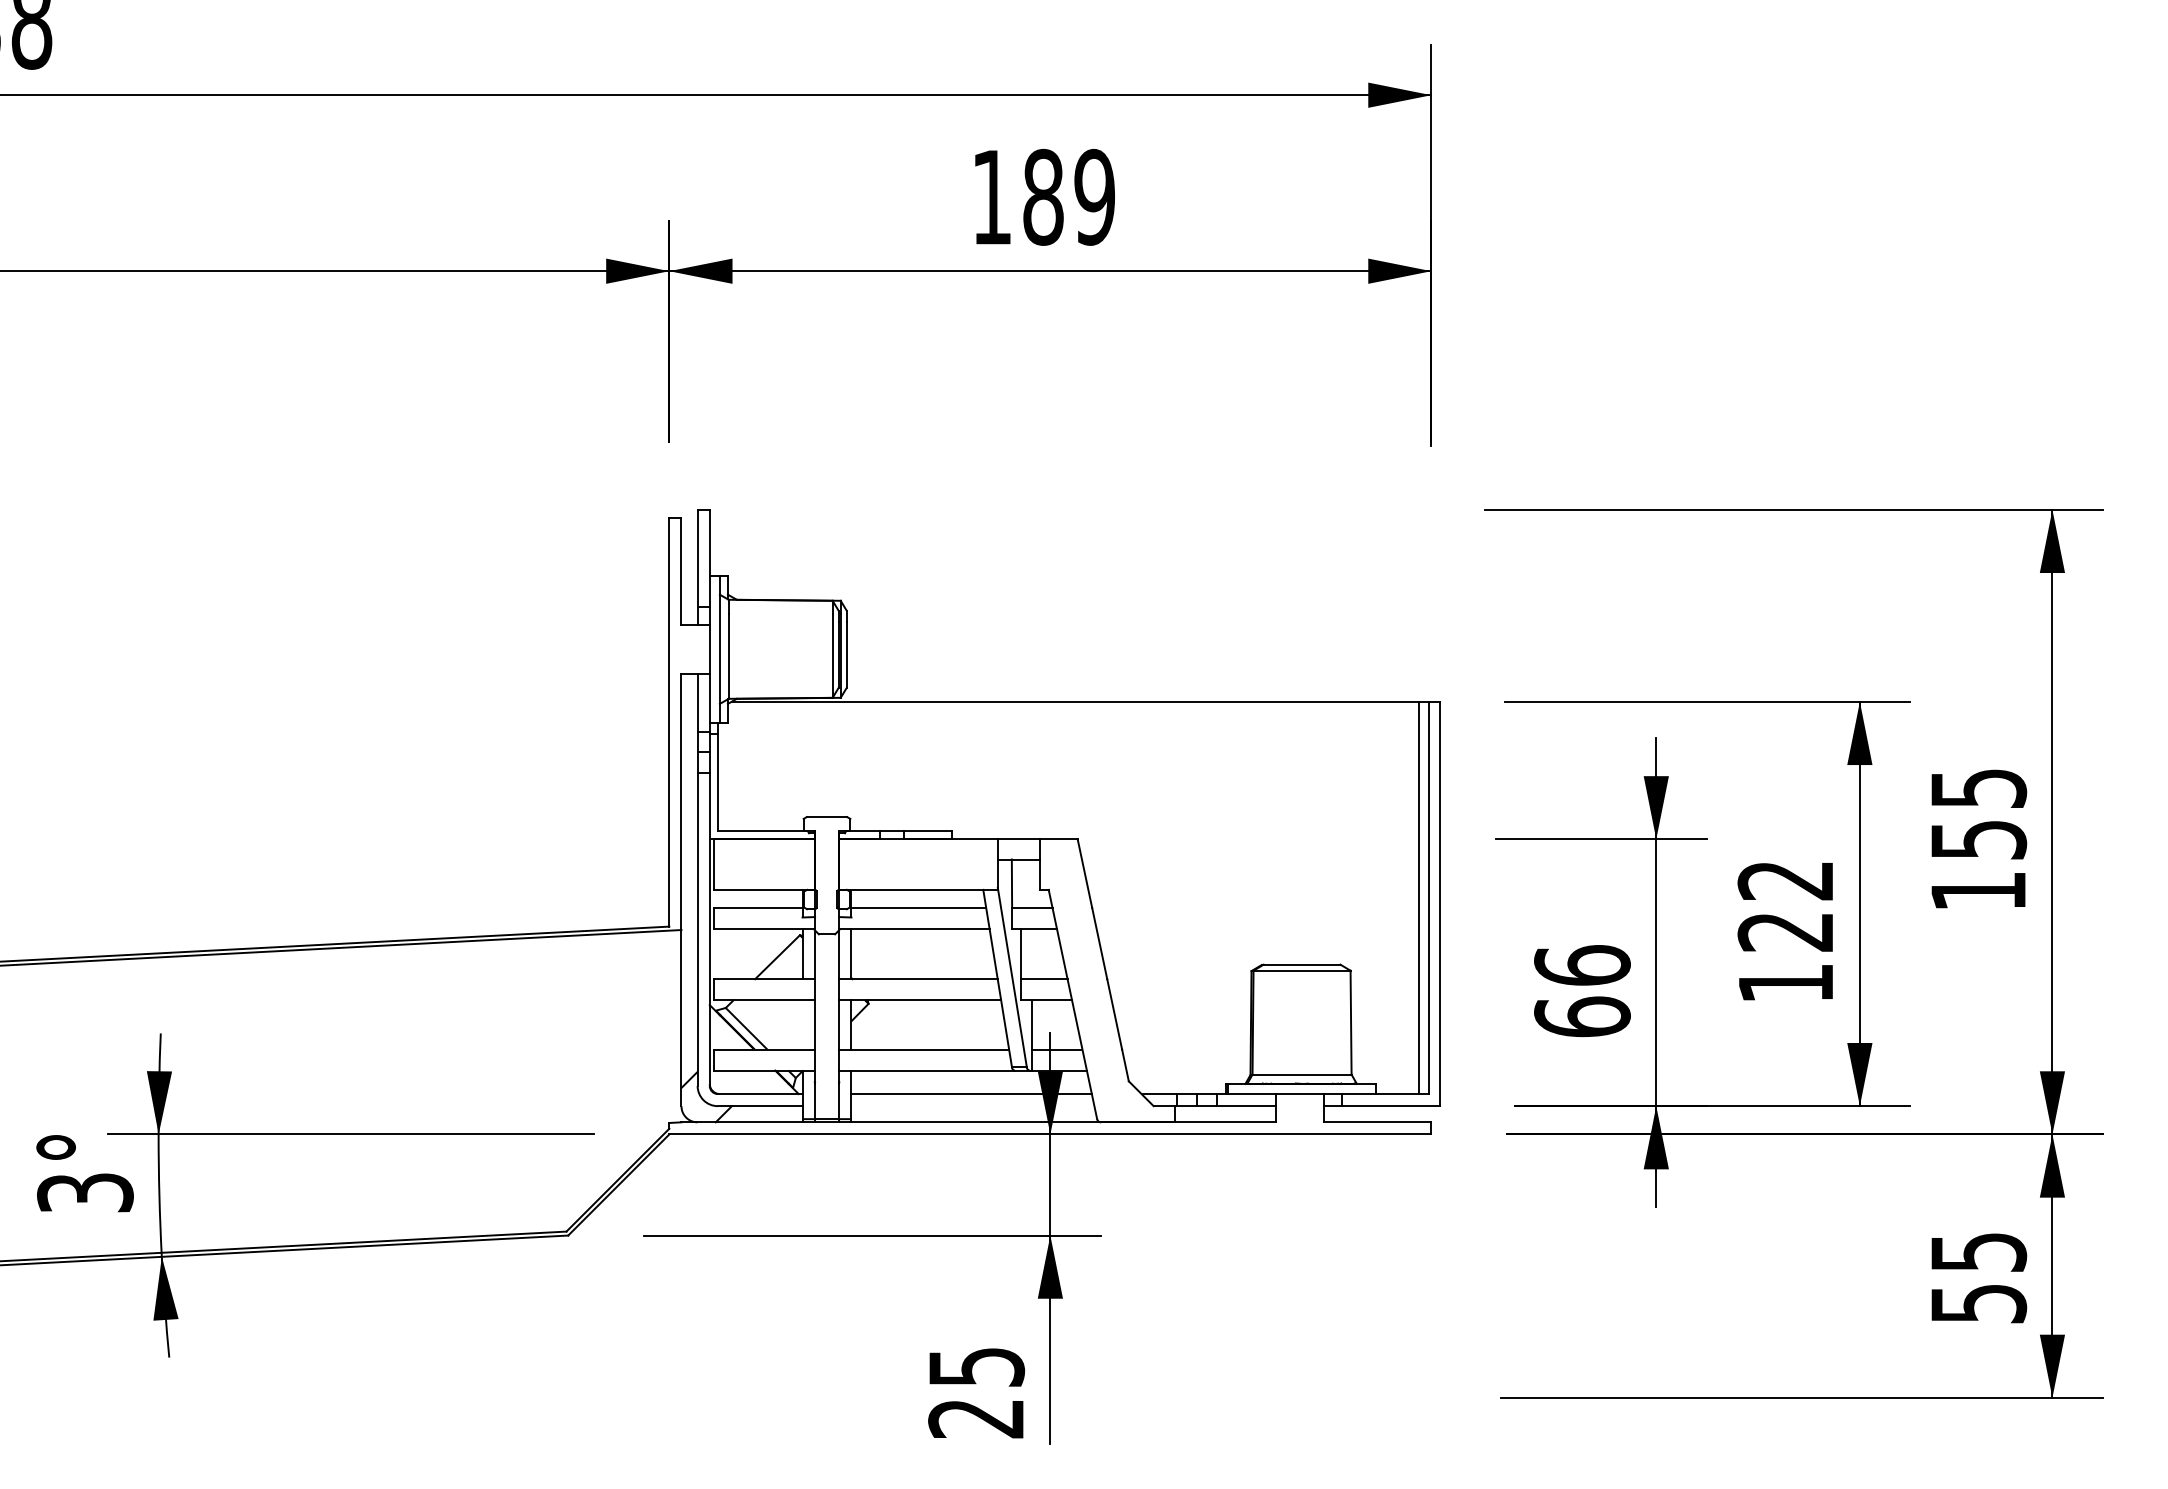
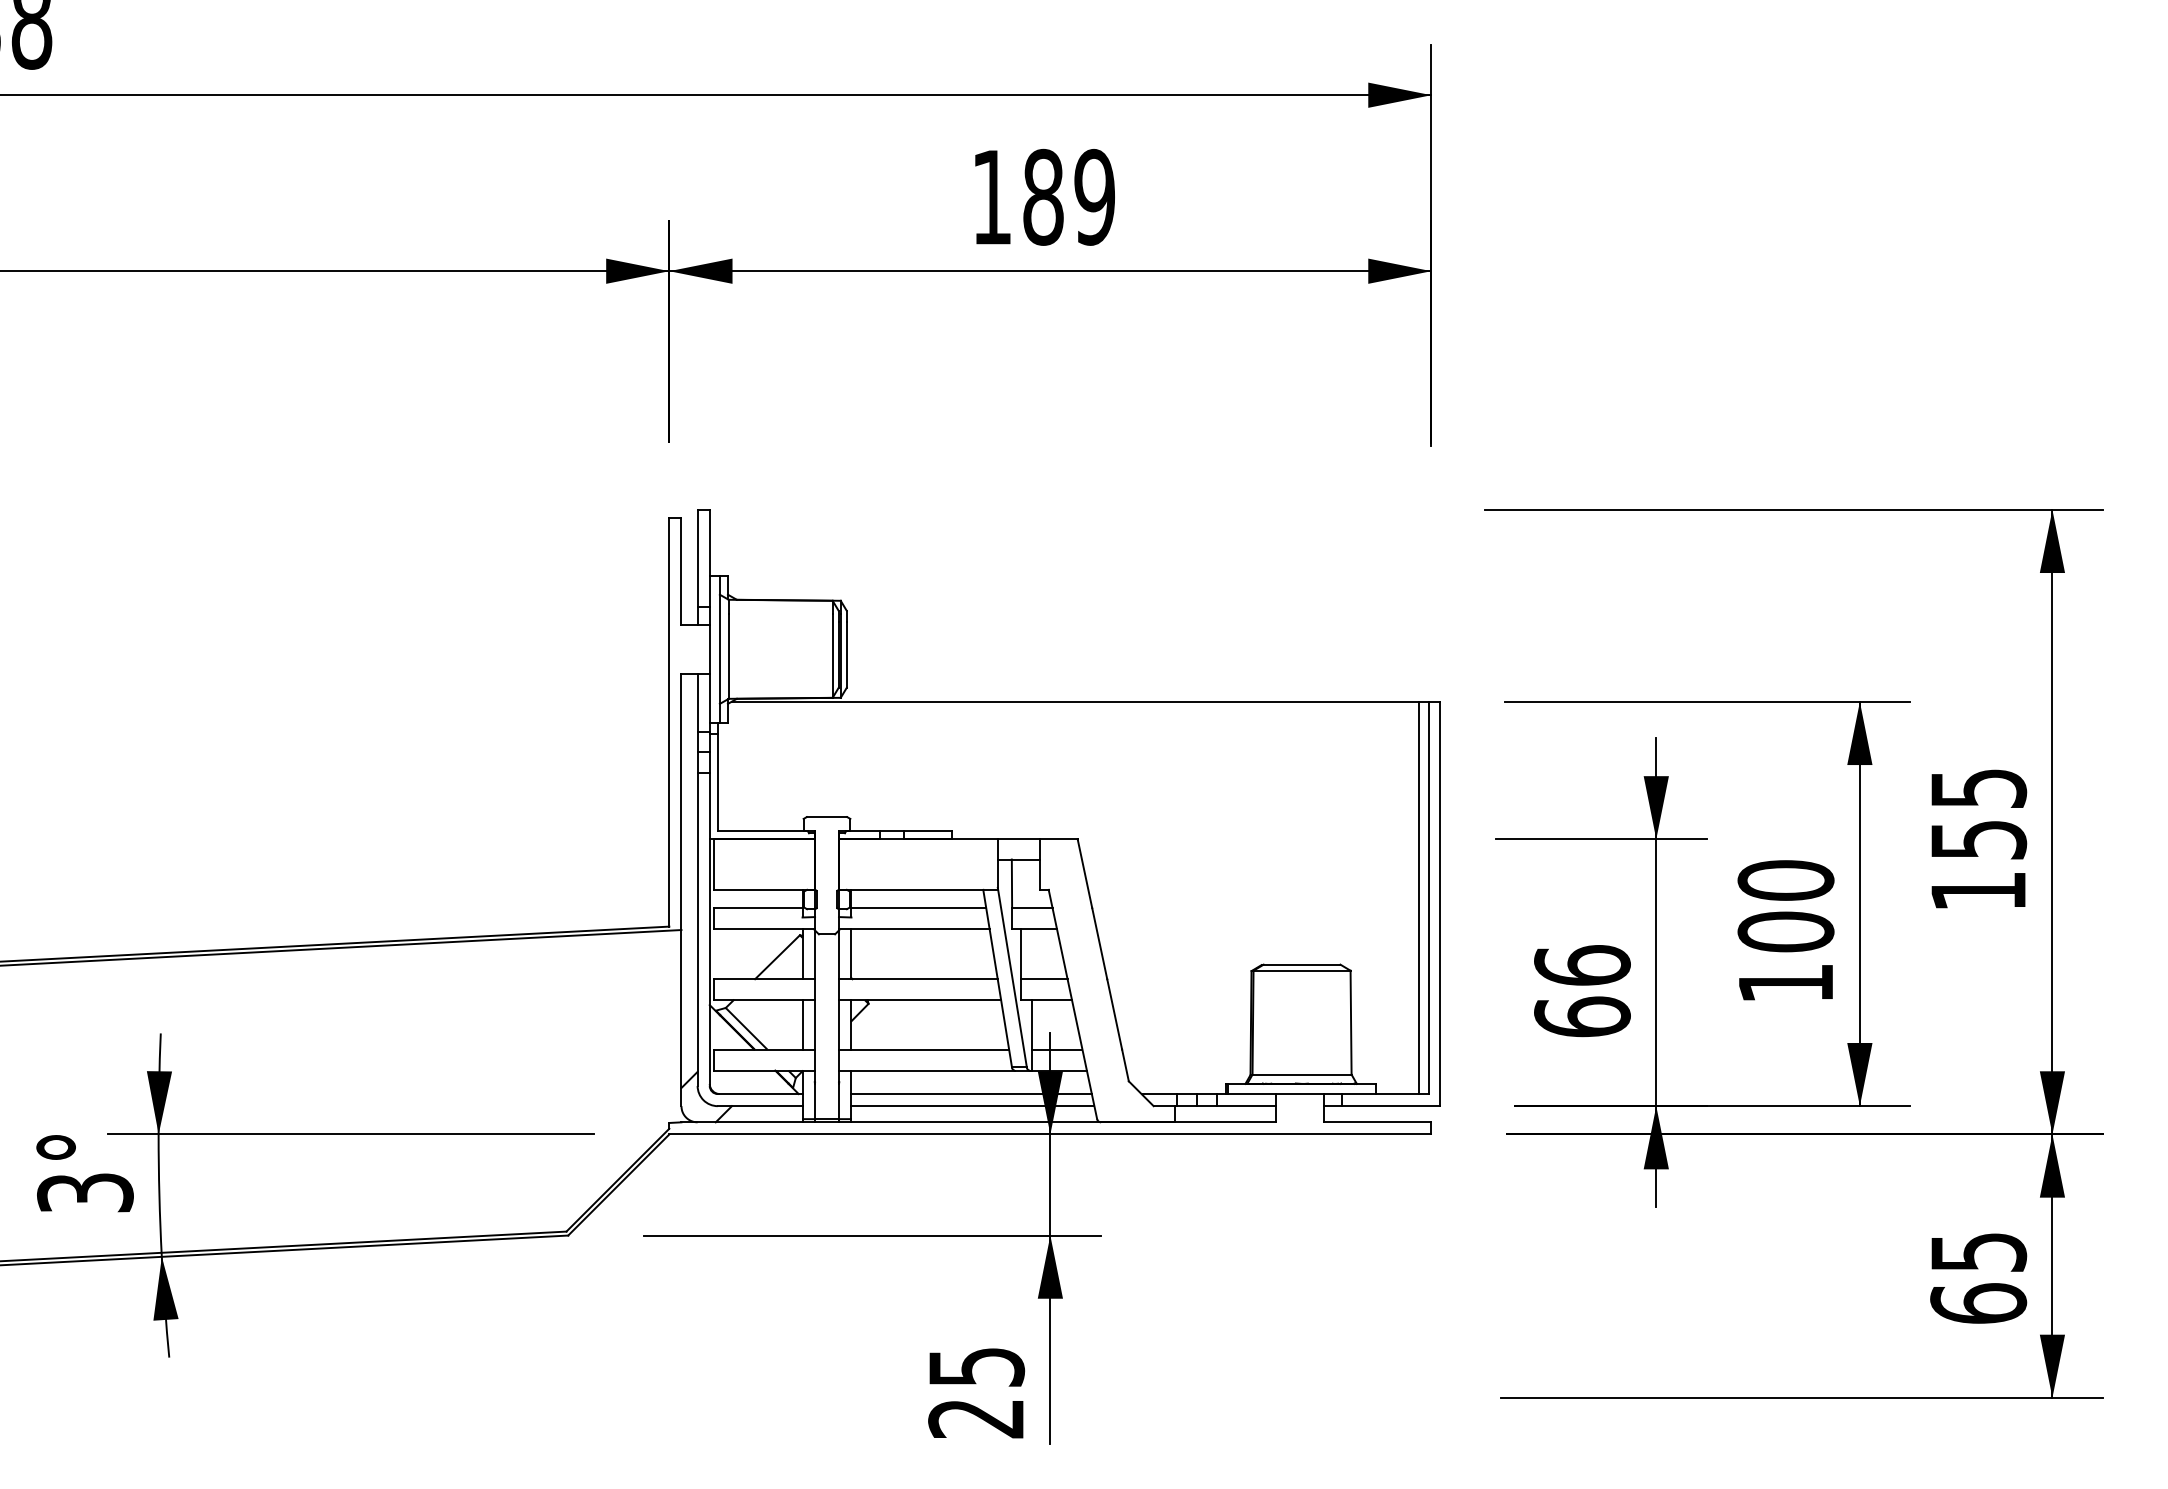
text: 122 -> 100 (1785, 906)
line: none -> present (802, 1024)
line: none -> present (972, 1106)
text: 55 -> 65 (1978, 1303)
